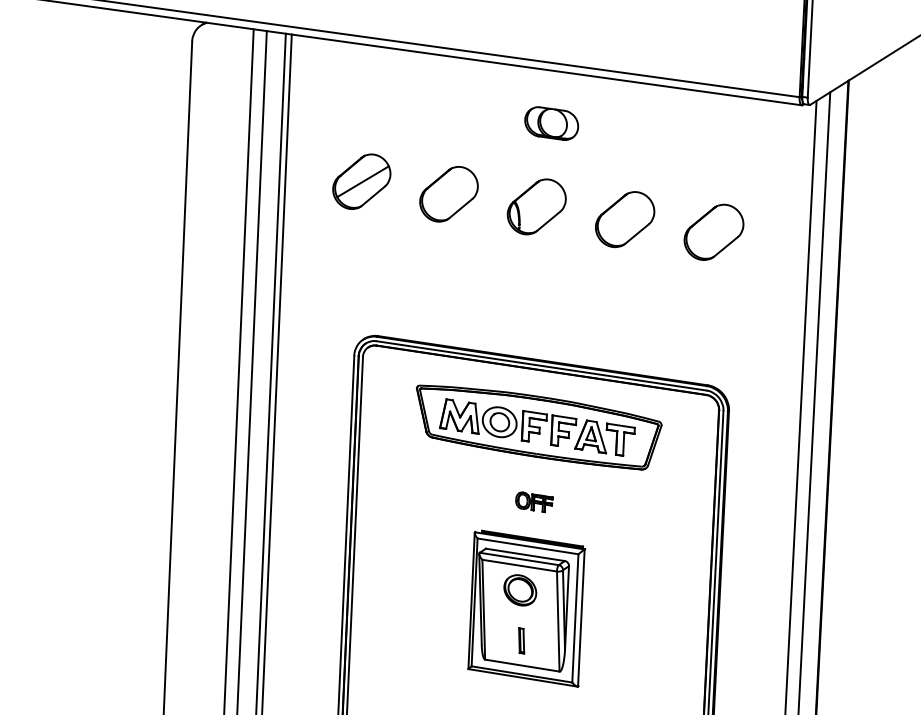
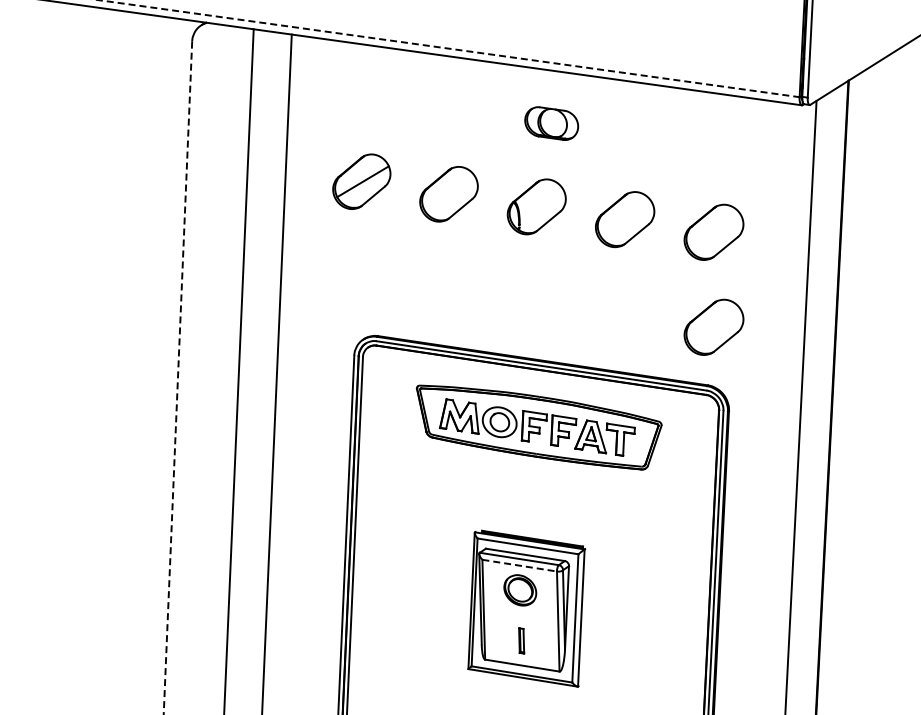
line: solid -> dashed (449, 48)
part: none -> present (713, 326)
line: present -> none (251, 371)
line: present -> none (270, 372)
line: solid -> dashed (177, 378)
line: present -> none (814, 401)
part: present -> none (534, 502)
line: solid -> dashed (519, 565)
